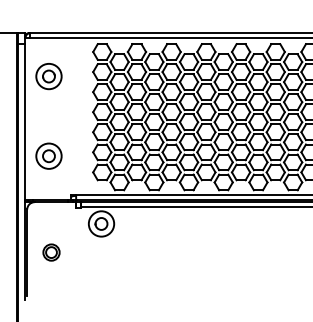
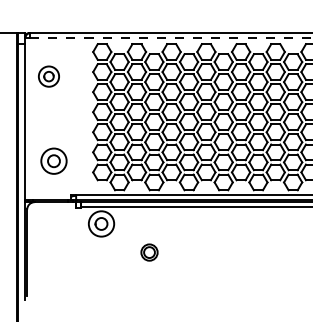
line: solid -> dashed (170, 38)
part size: 28x28 px -> 22x23 px (48, 76)
part position: (48, 155) -> (53, 160) (53, 160)
part position: (51, 252) -> (149, 252) (149, 252)
